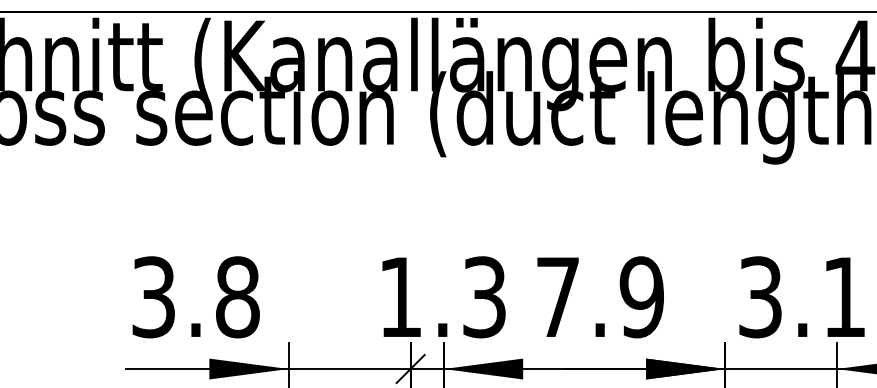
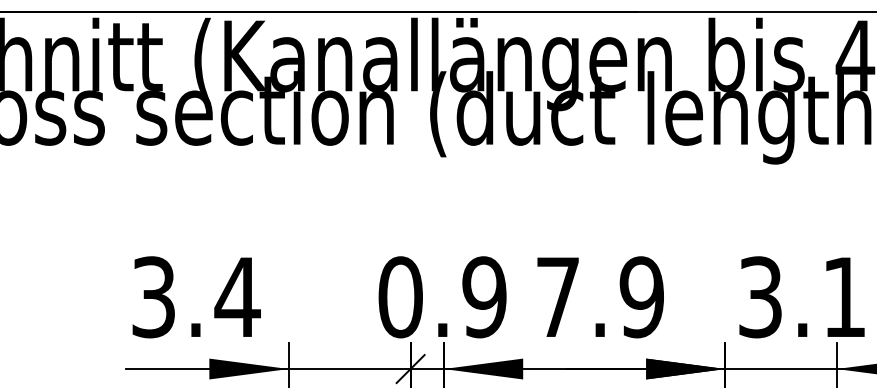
text: 3.8 -> 3.4 (237, 297)
text: 1.3 -> 0.9 (442, 297)
